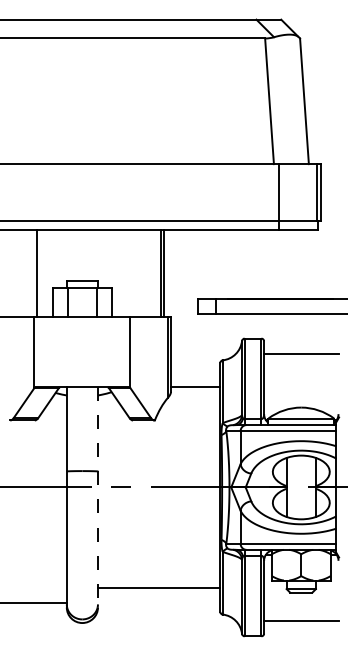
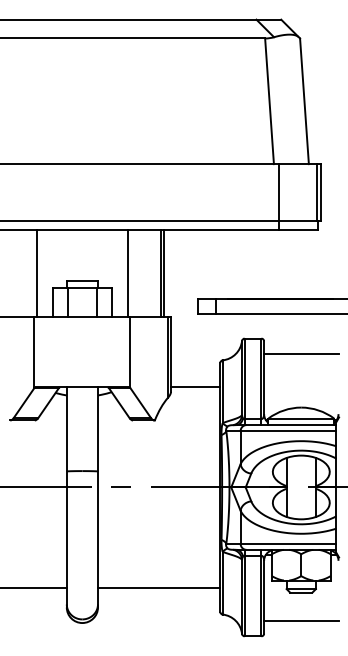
line: none -> present (128, 273)
line: dashed -> solid (97, 497)
line position: (34, 603) -> (34, 588) (34, 588)
